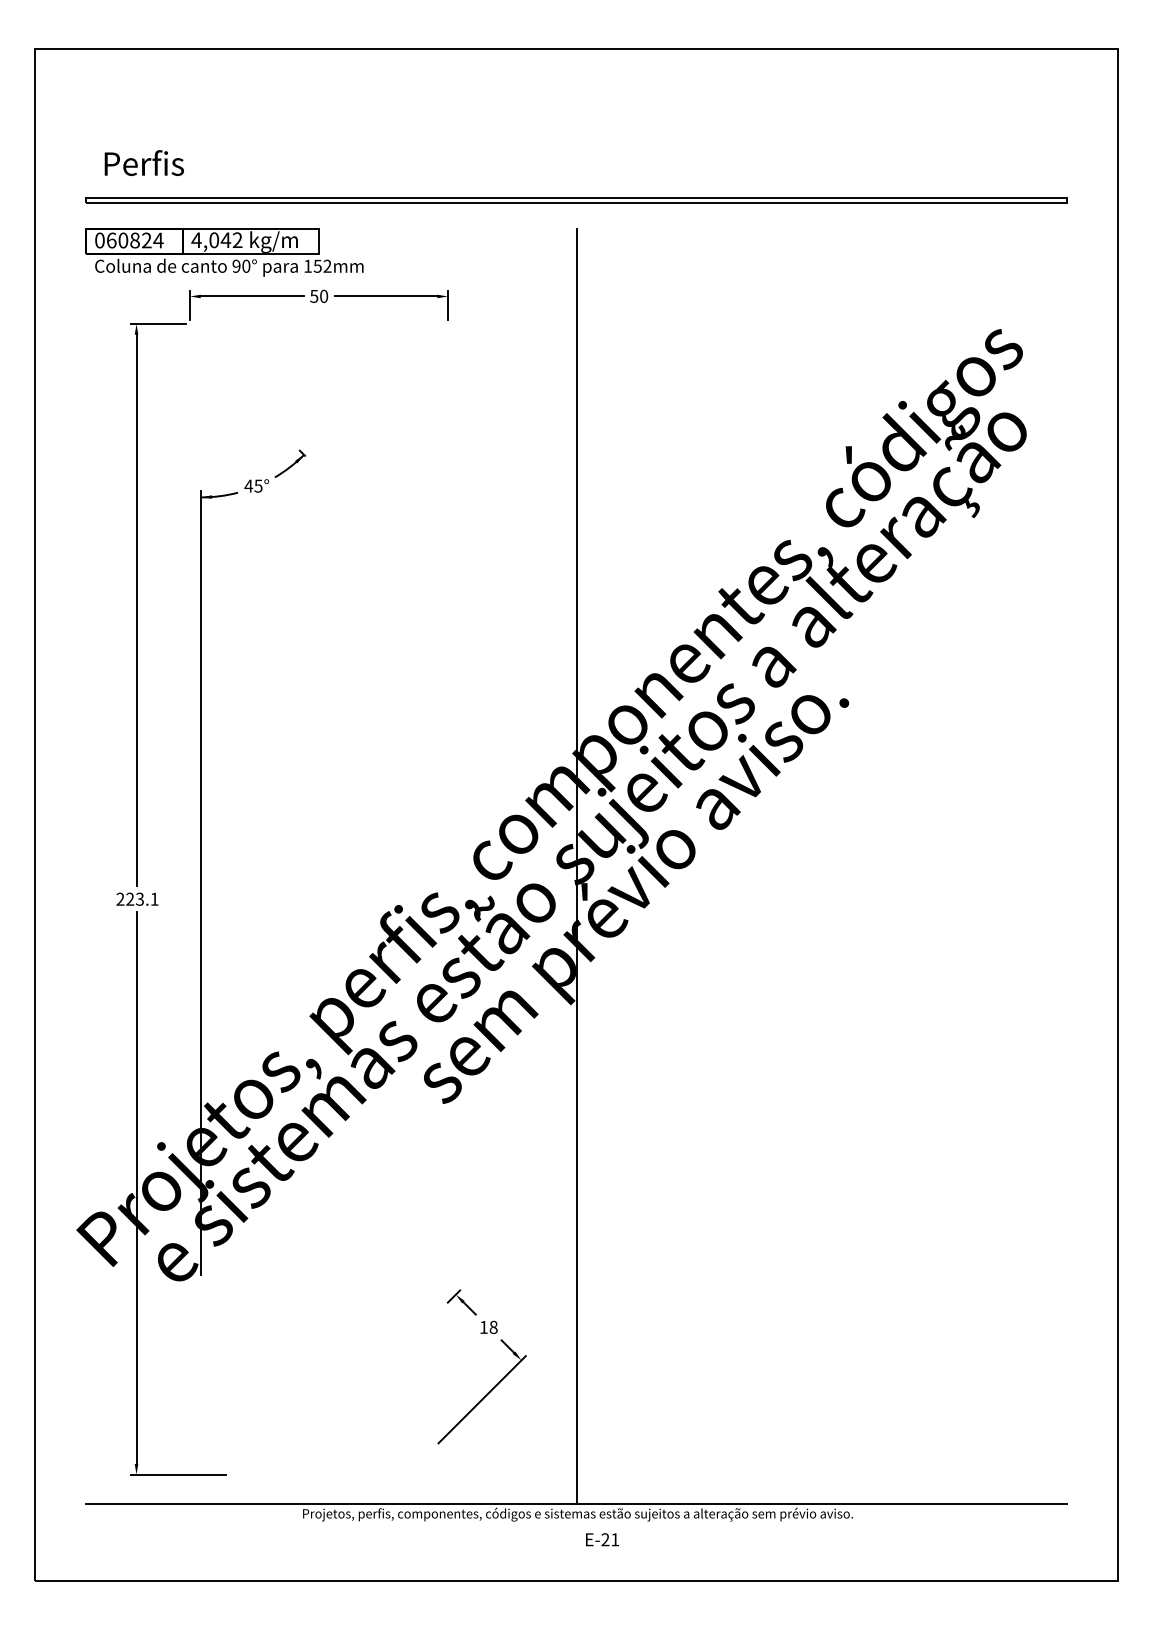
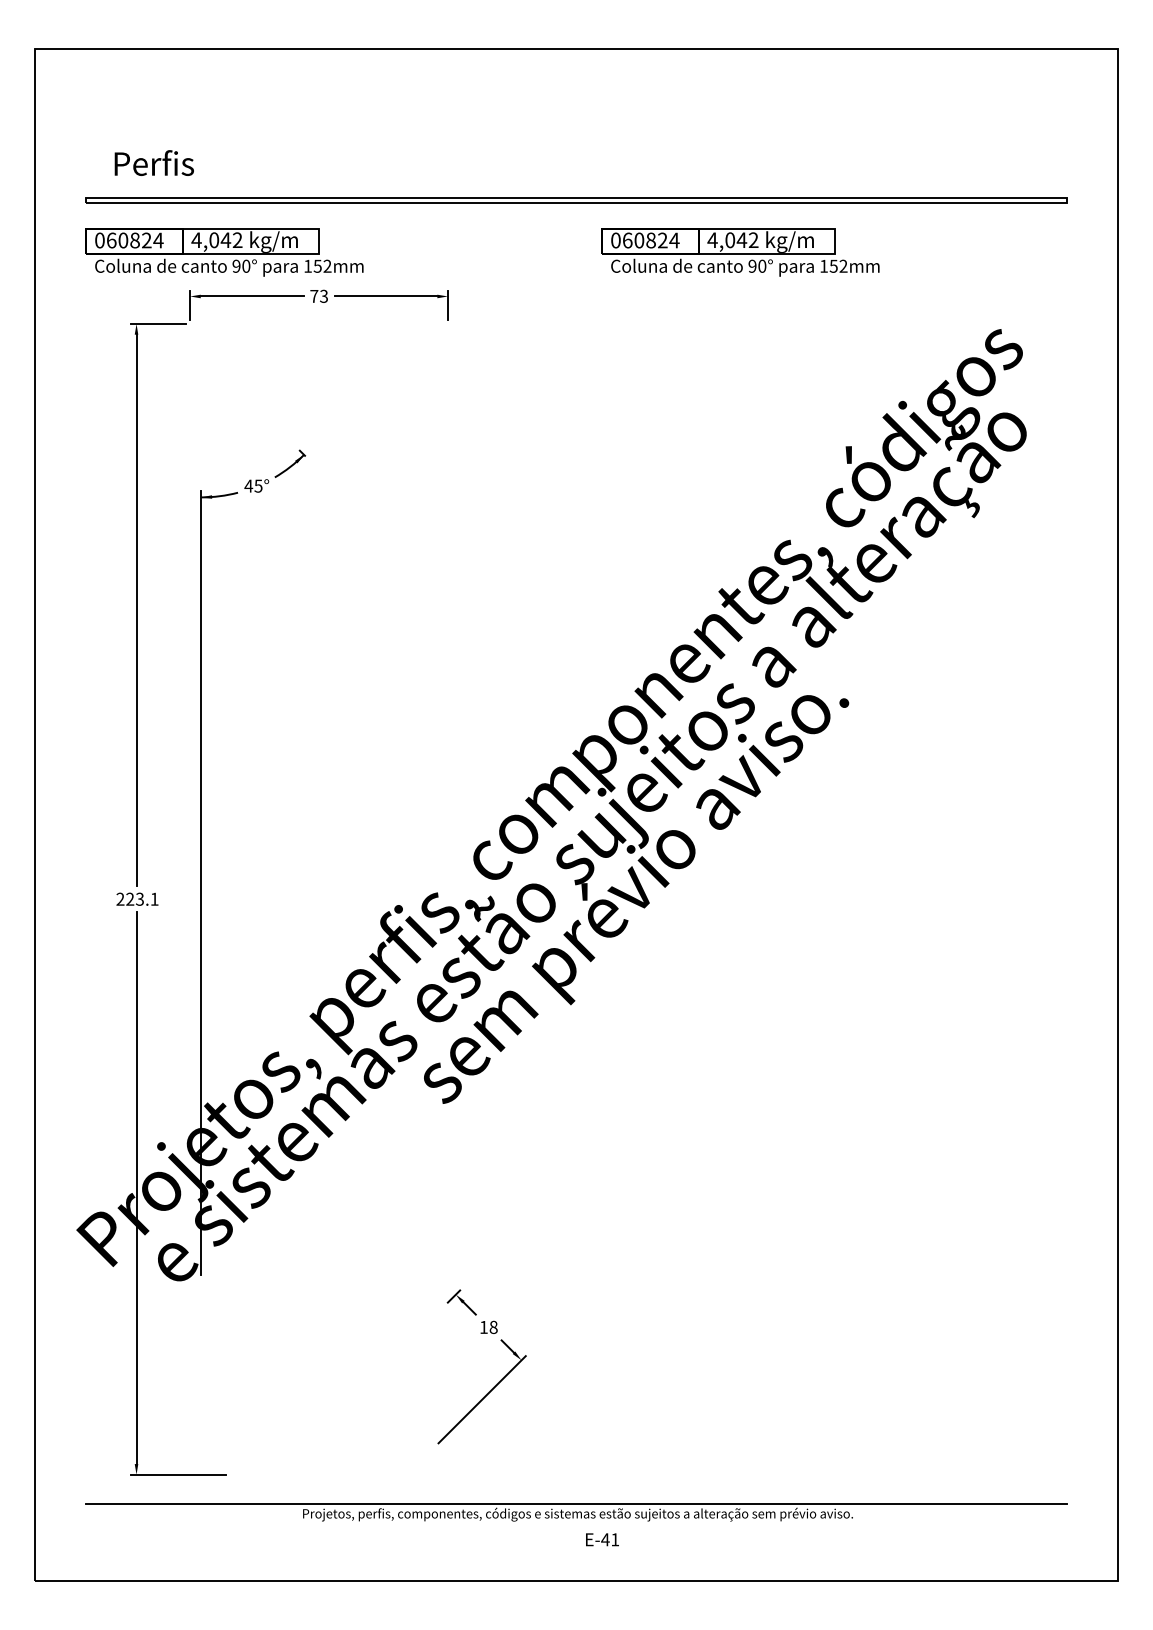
text position: (143, 162) -> (153, 162) (153, 162)
part: none -> present (740, 252)
text: 50 -> 73 (319, 296)
line: present -> none (576, 866)
text: E-21 -> E-41 (605, 1539)
